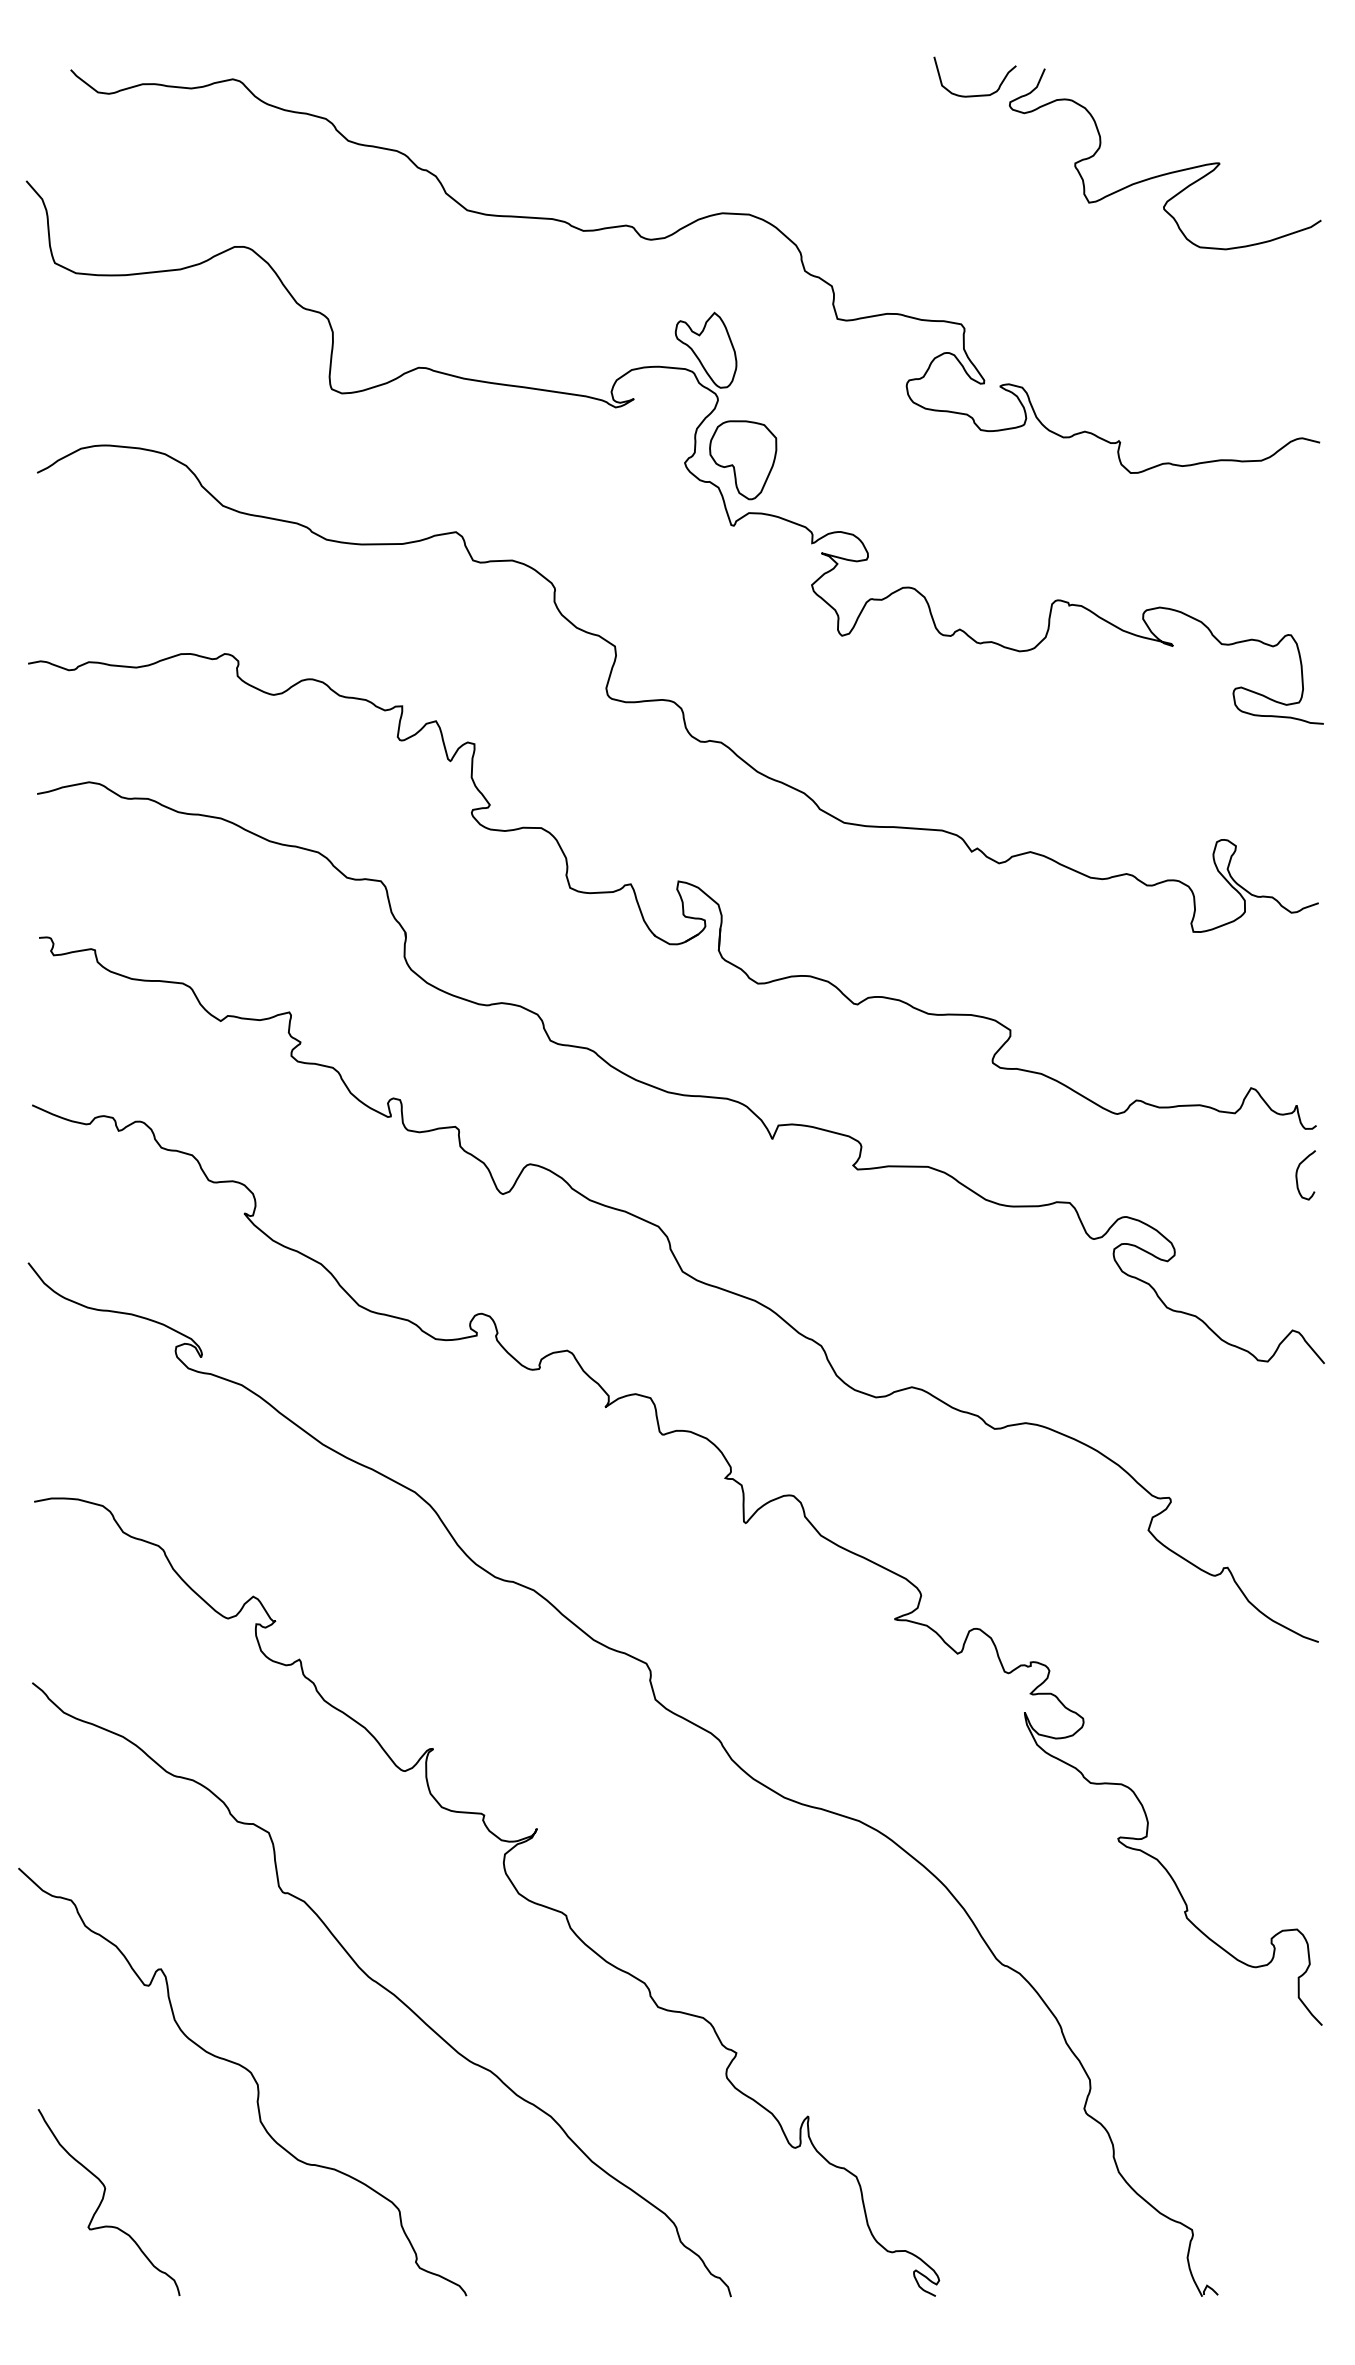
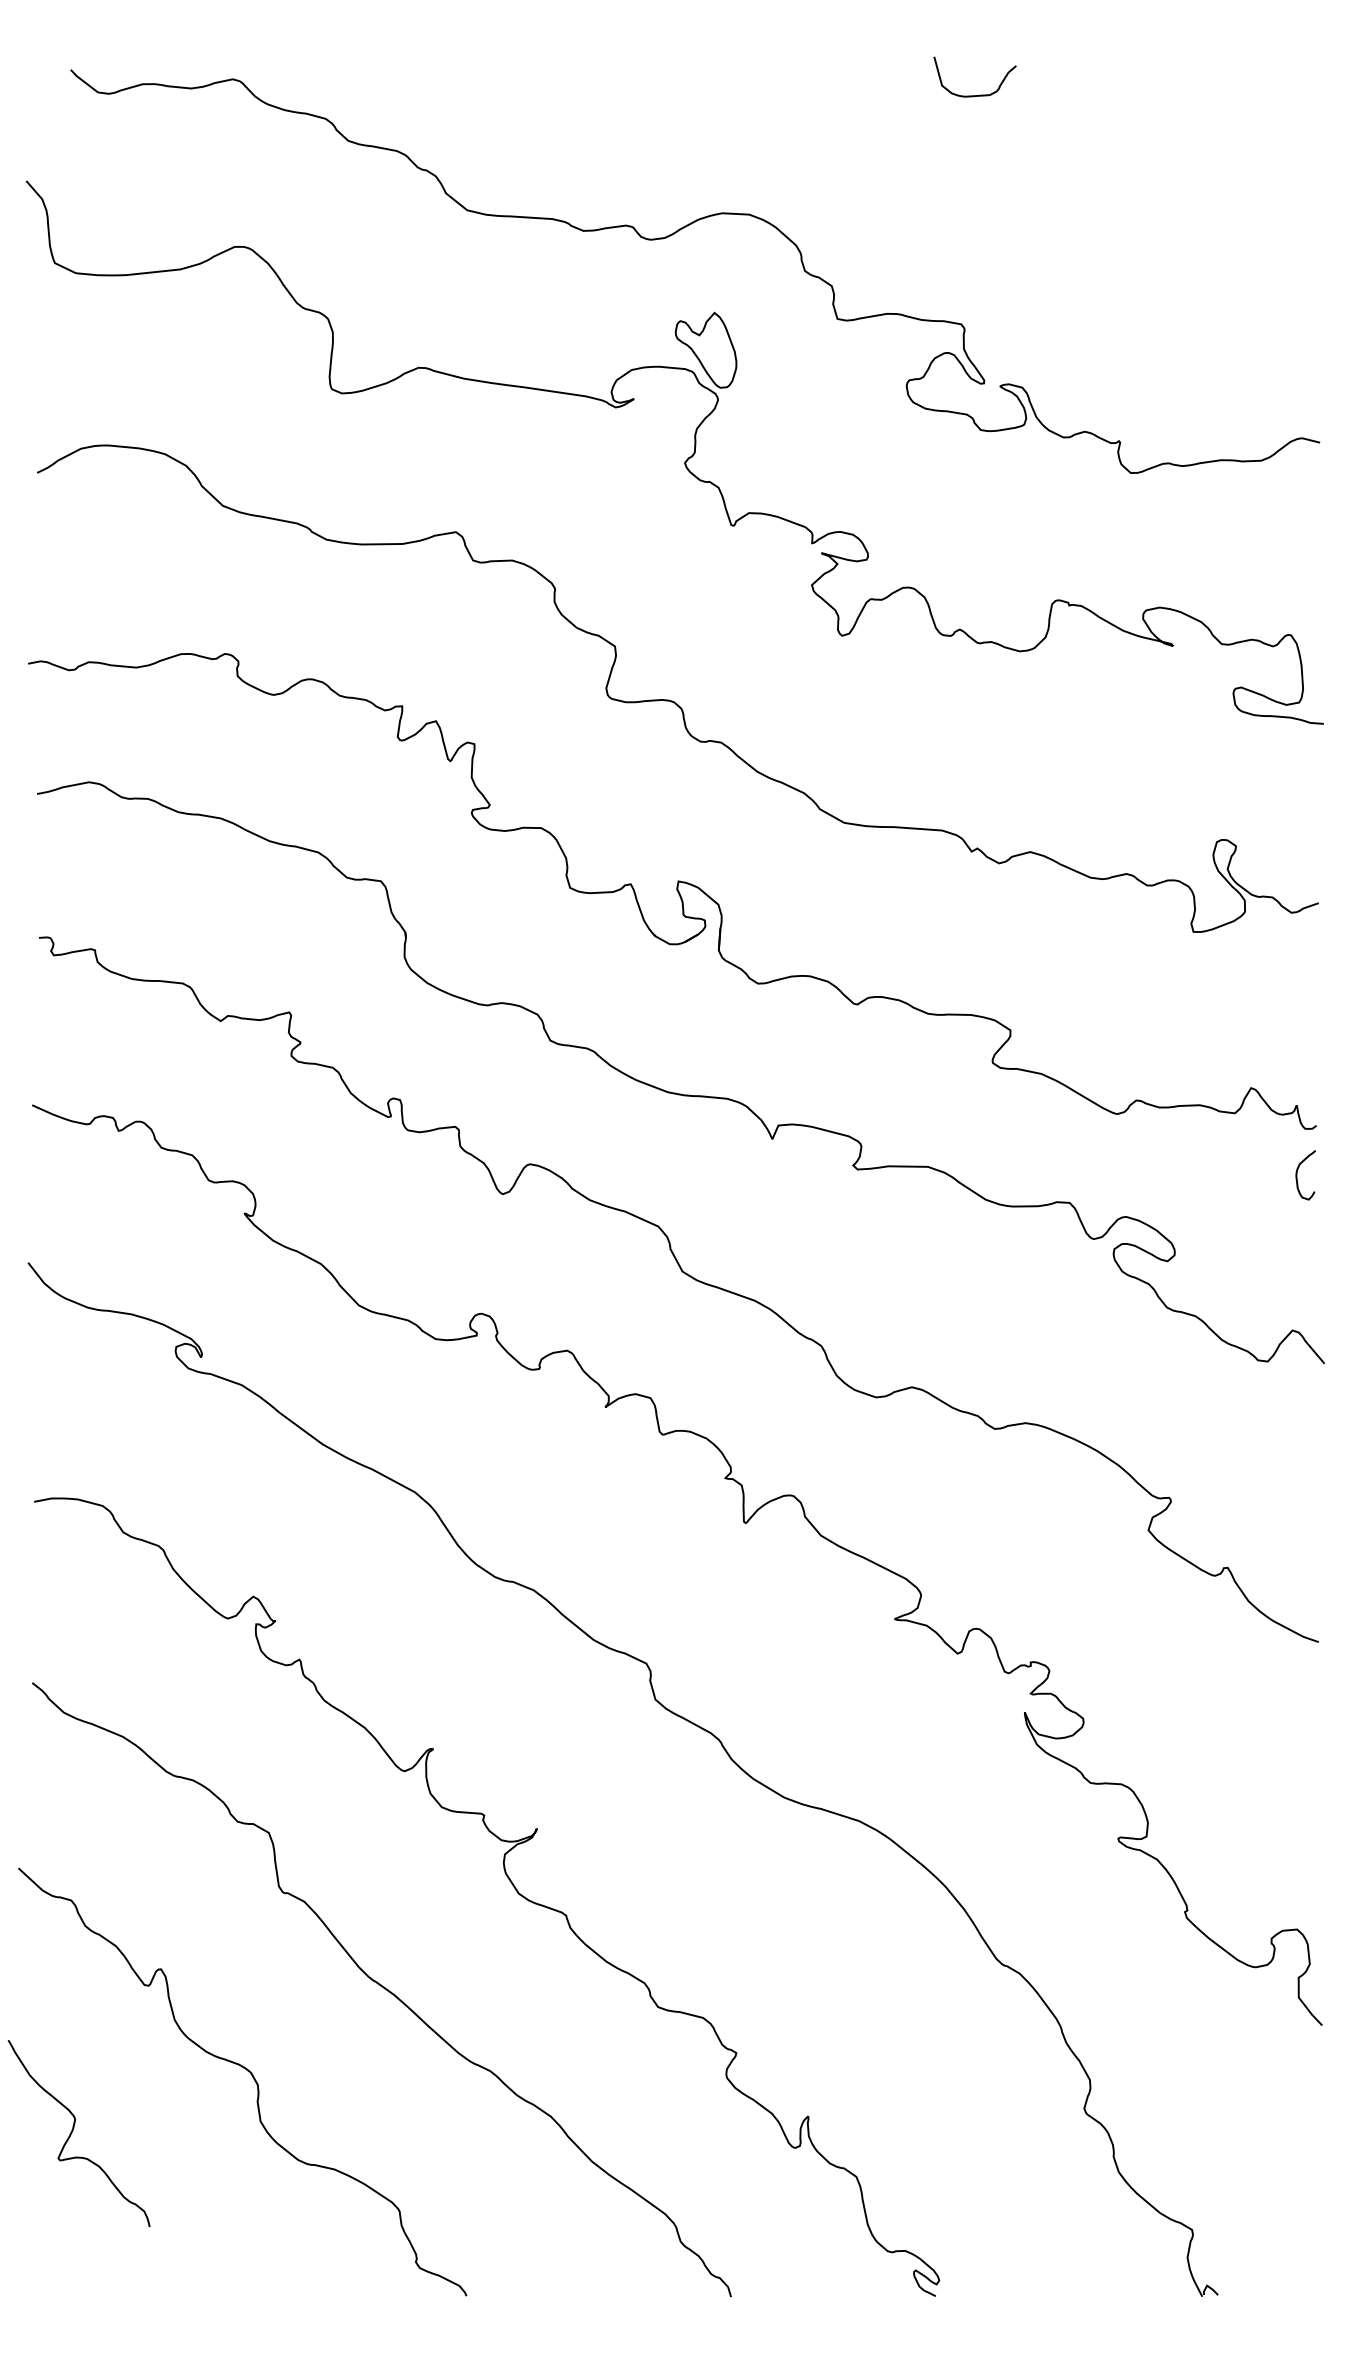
curve: present -> none (1167, 172)
part: present -> none (743, 460)
curve position: (103, 2200) -> (73, 2131) (73, 2131)
